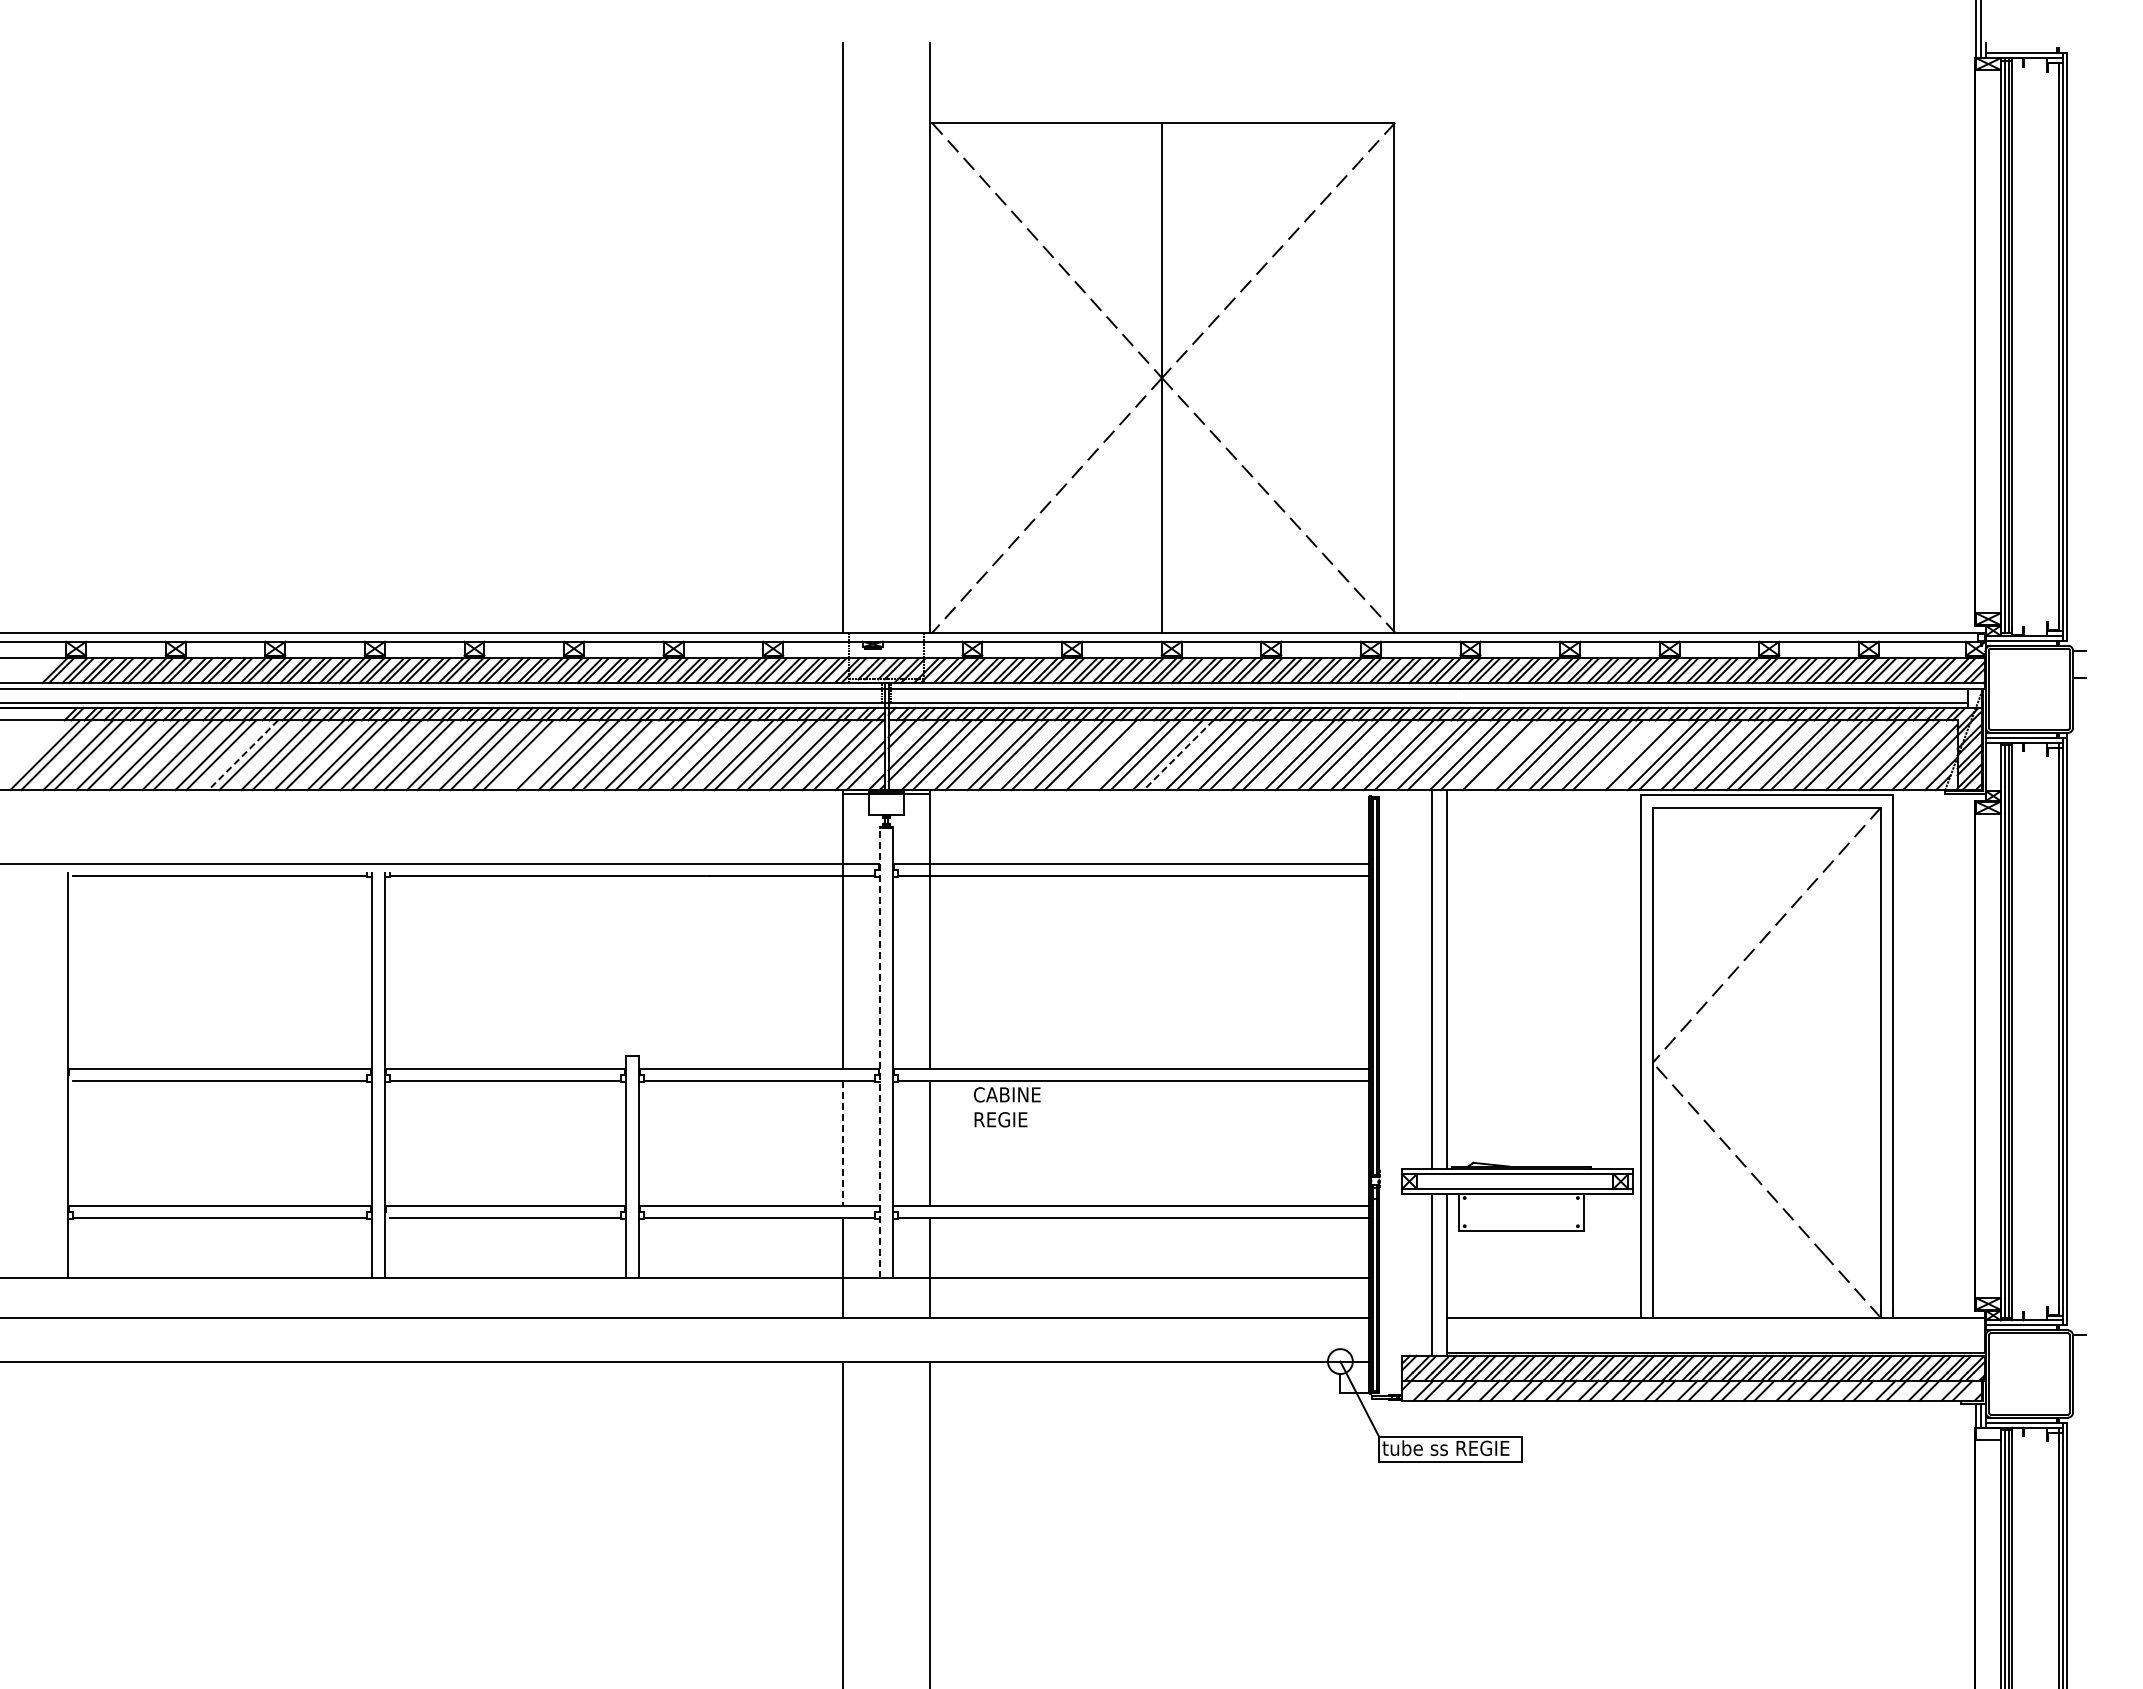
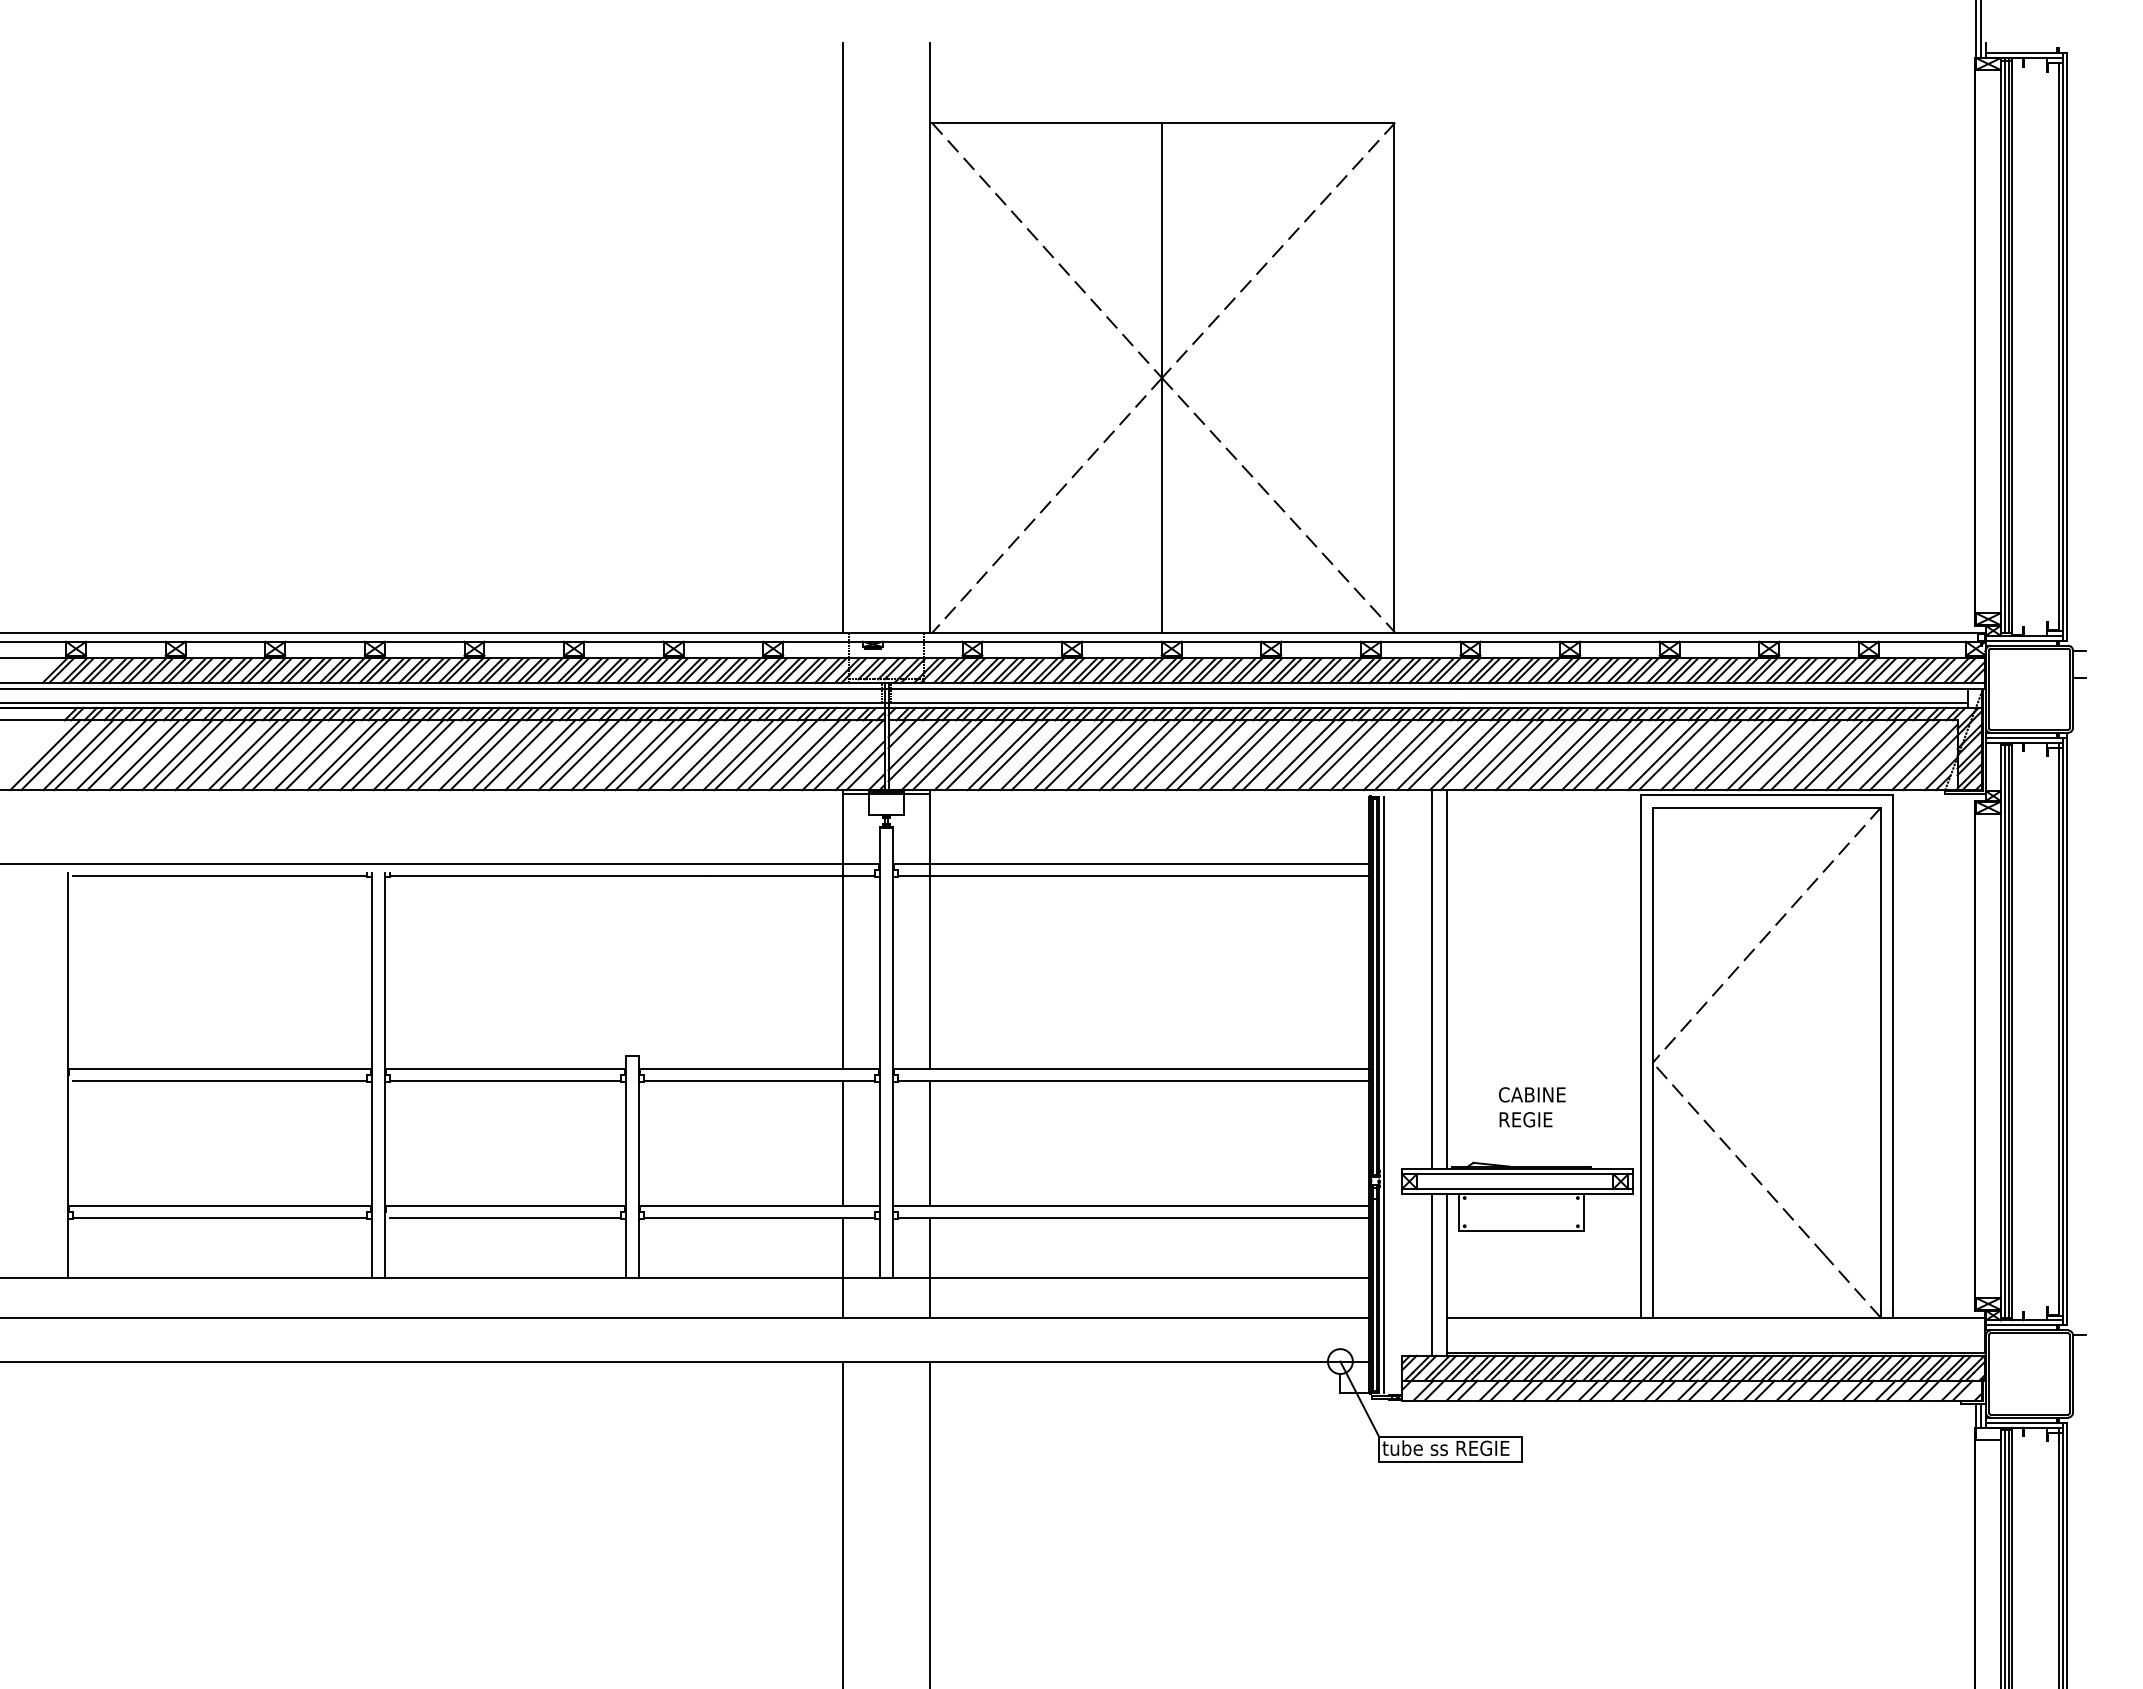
line: dashed -> solid (242, 755)
line: none -> present (540, 755)
line: none -> present (1112, 755)
line: dashed -> solid (1178, 755)
line: none -> present (1508, 755)
line: none -> present (1629, 755)
line: dashed -> solid (879, 1053)
line: none -> present (1384, 1094)
text position: (1007, 1107) -> (1532, 1107) (1532, 1107)
line: dashed -> solid (843, 1144)
